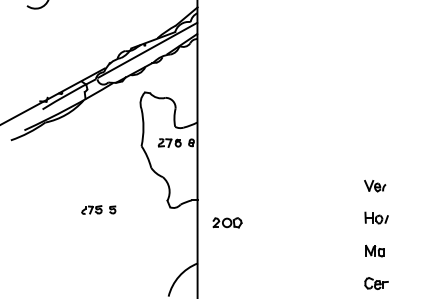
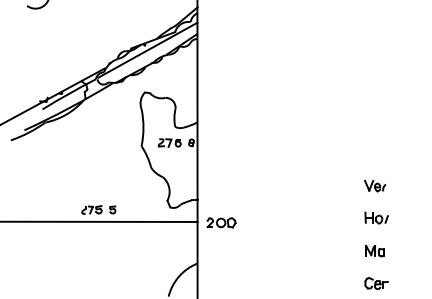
line: none -> present (99, 221)
part position: (227, 222) -> (221, 222) (221, 222)
